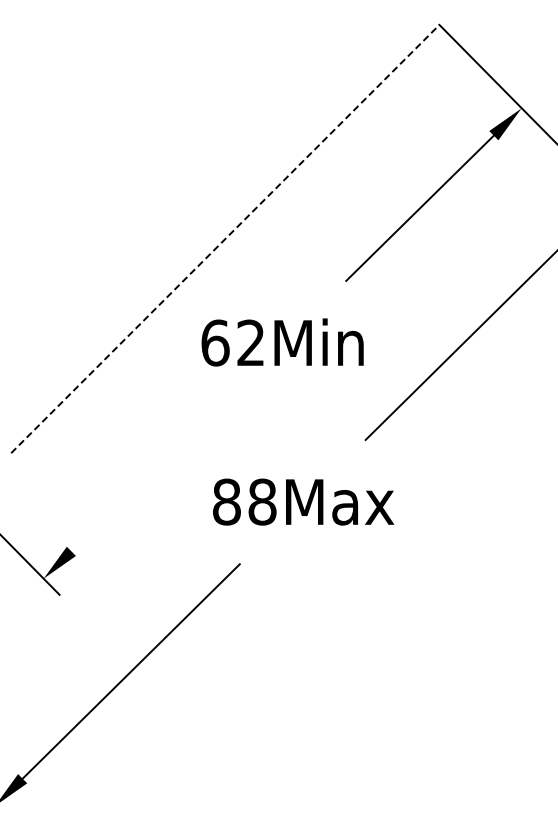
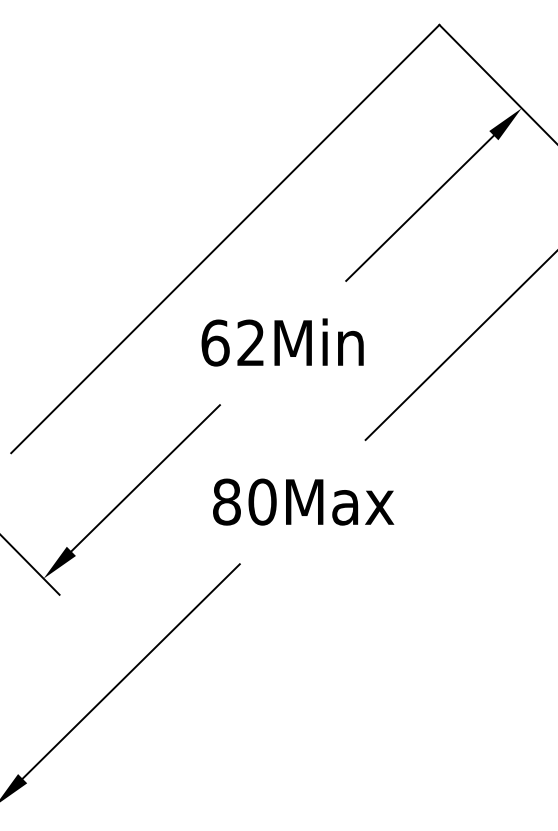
line: dashed -> solid (225, 239)
line: none -> present (145, 478)
text: 88Max -> 80Max (262, 501)
